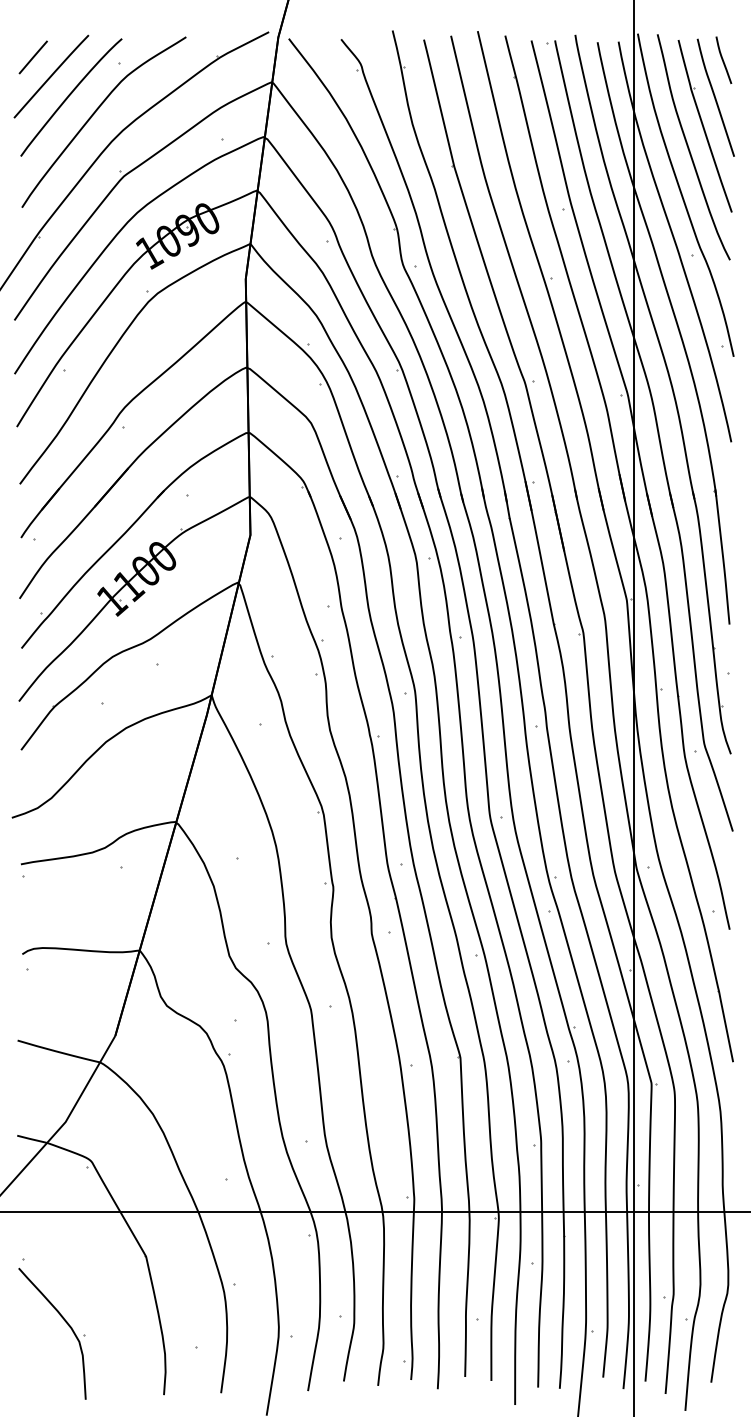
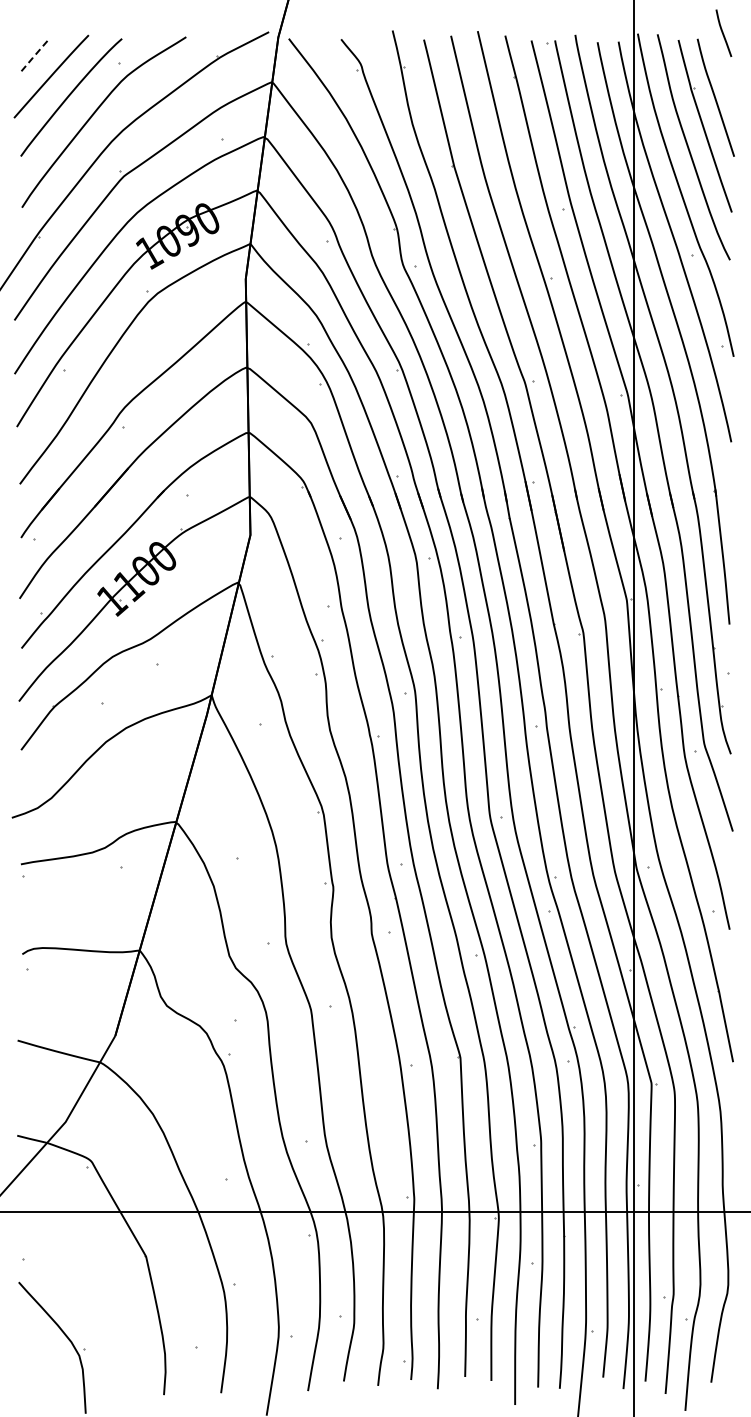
line: solid -> dashed (33, 57)
curve position: (723, 59) -> (723, 32) (723, 32)
part position: (64, 1321) -> (64, 1335) (64, 1335)
